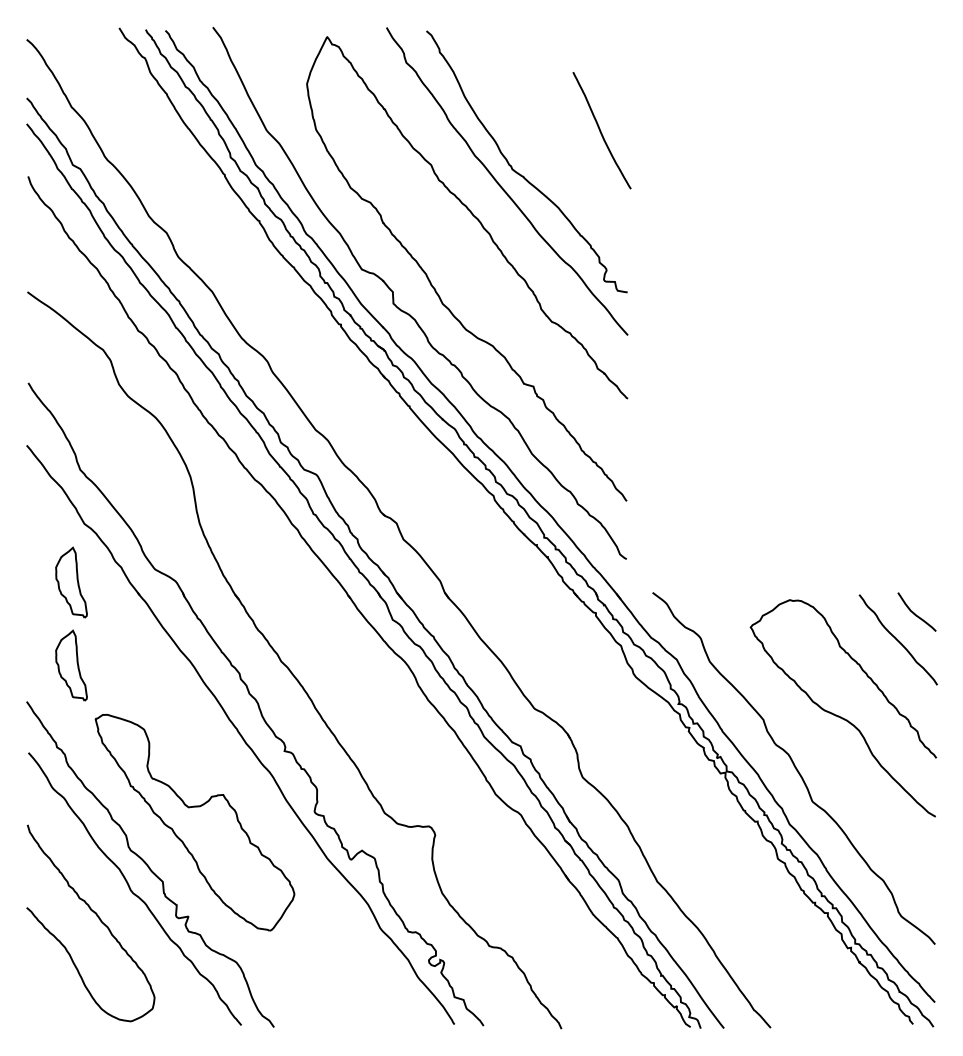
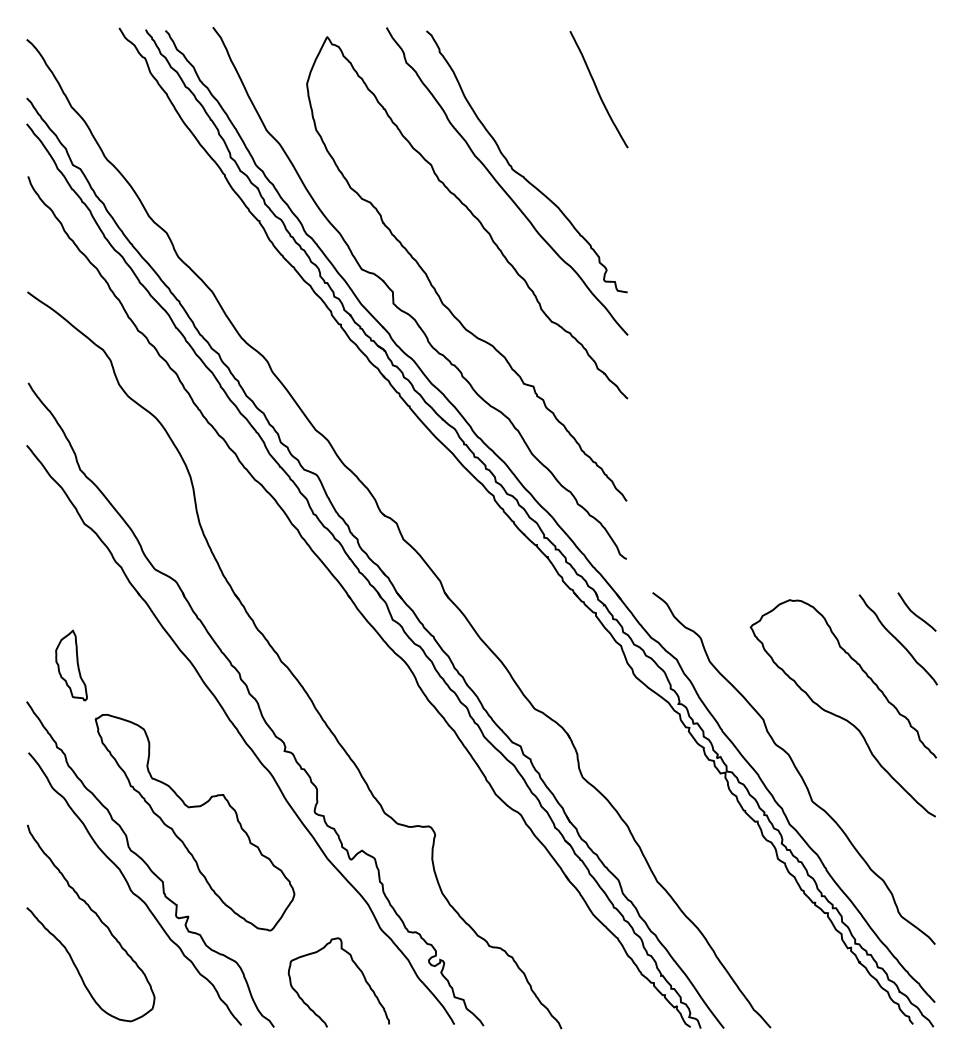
curve position: (601, 130) -> (598, 89) (598, 89)
part: present -> none (71, 582)
curve: none -> present (356, 967)
